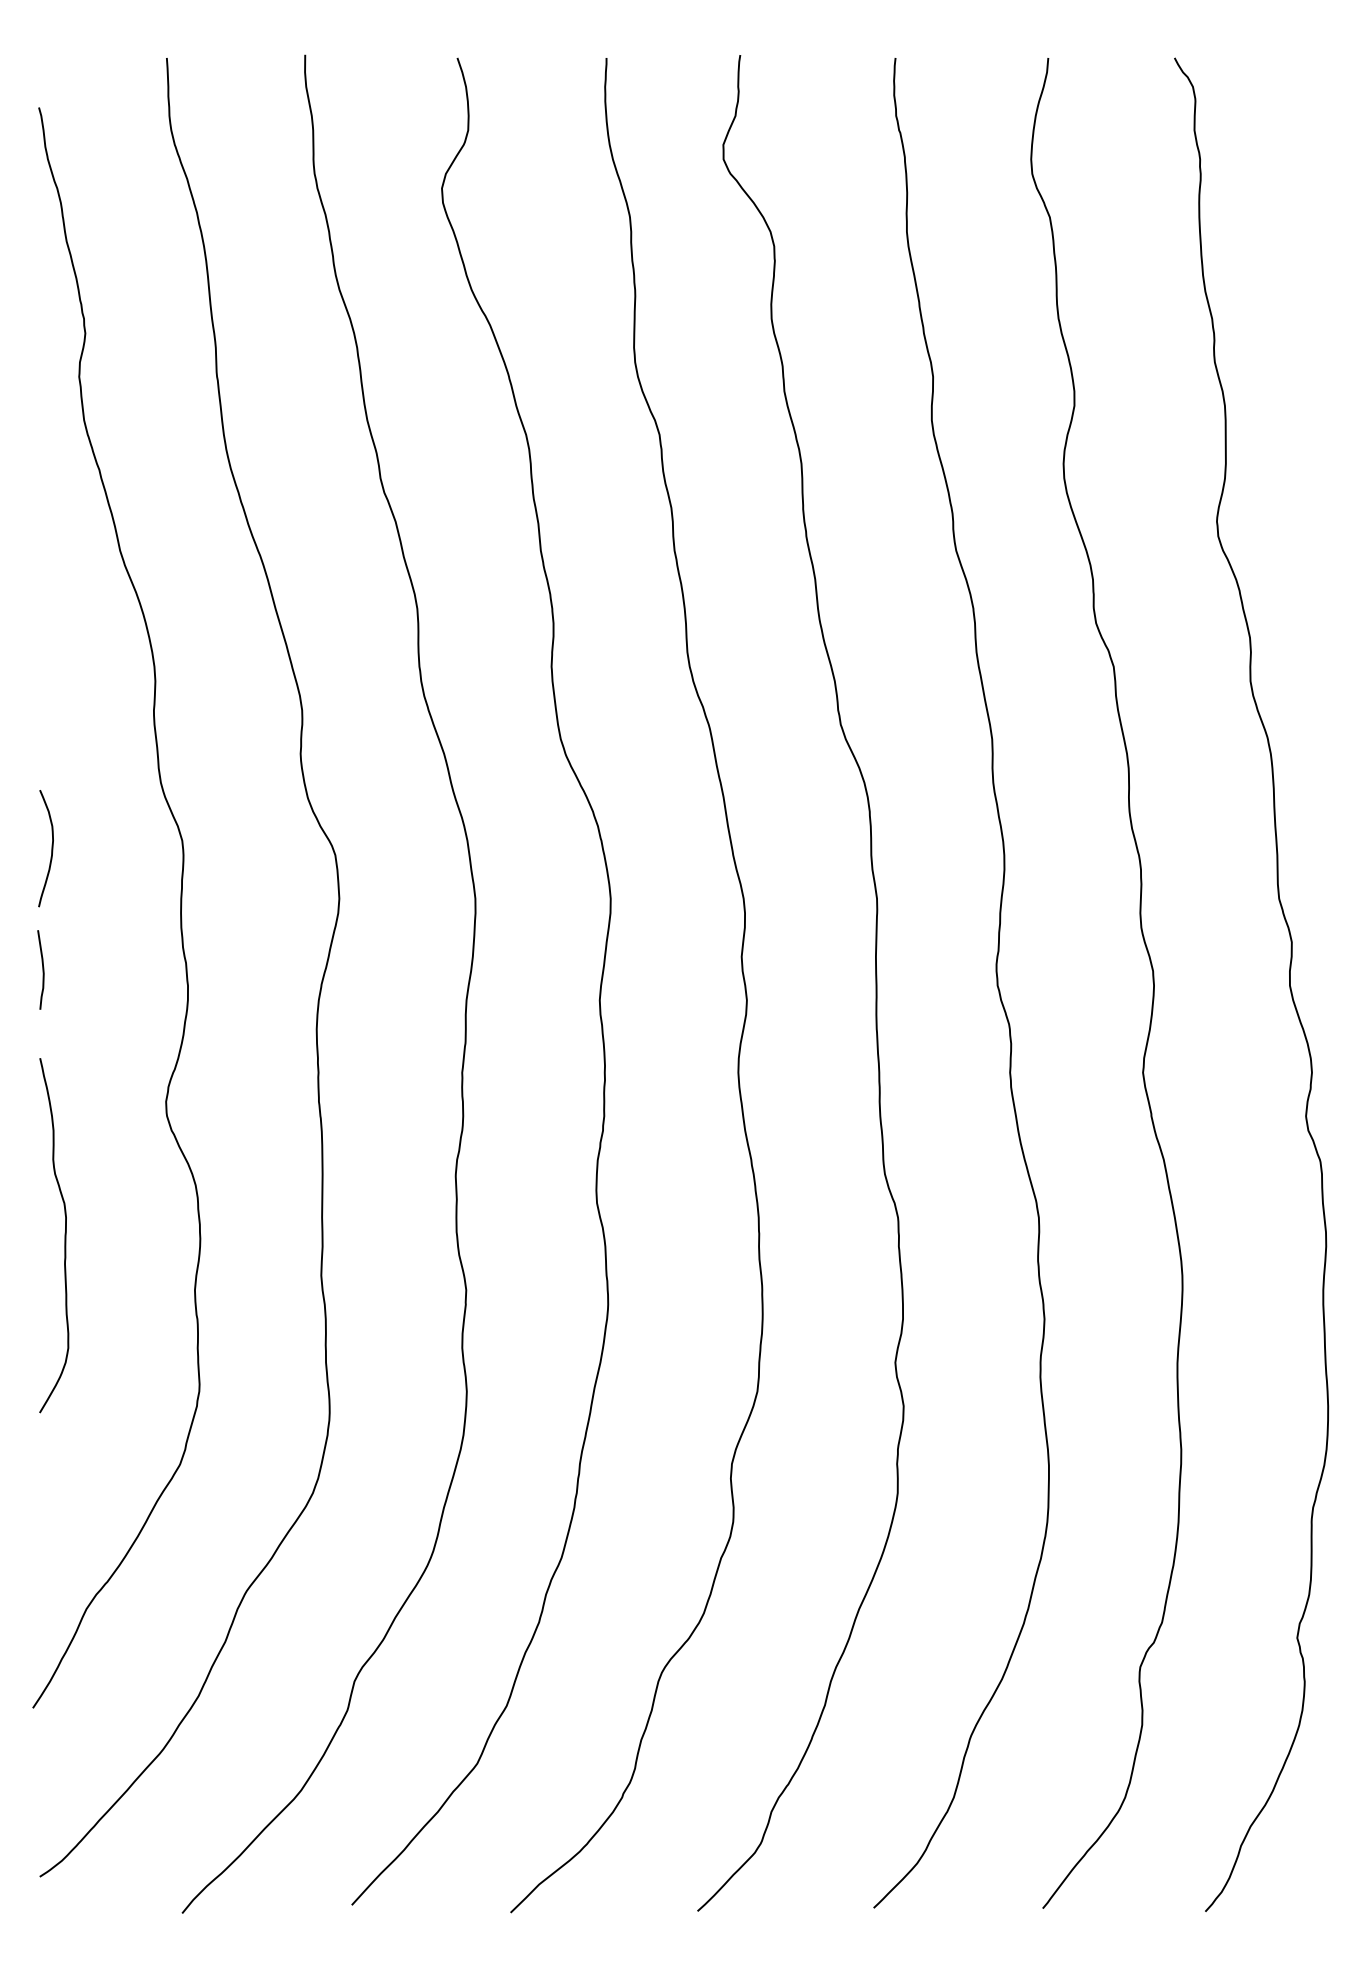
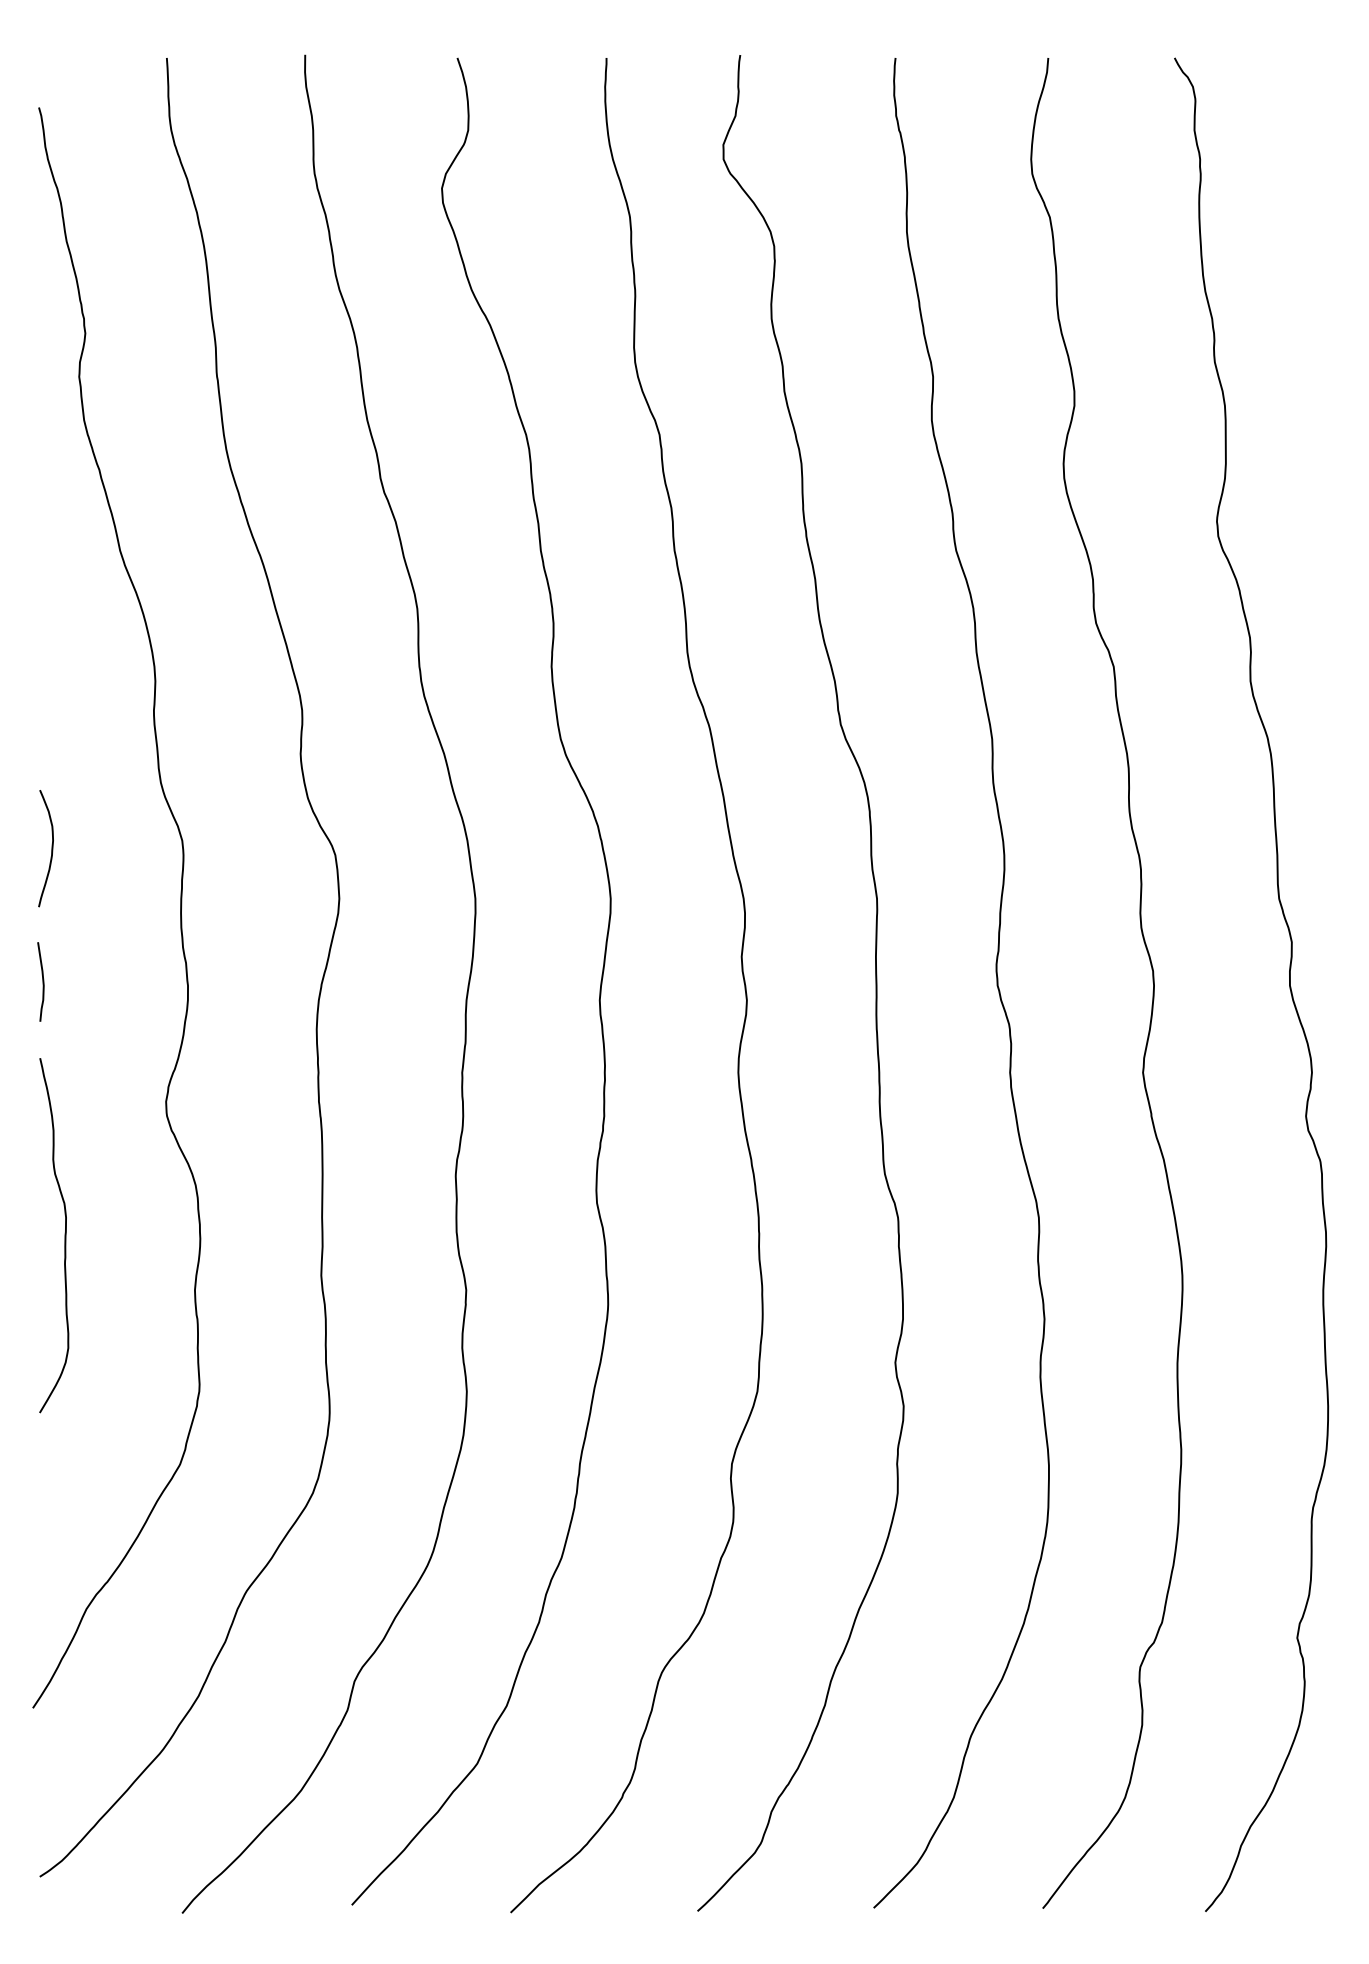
curve position: (42, 969) -> (42, 981) (42, 981)
